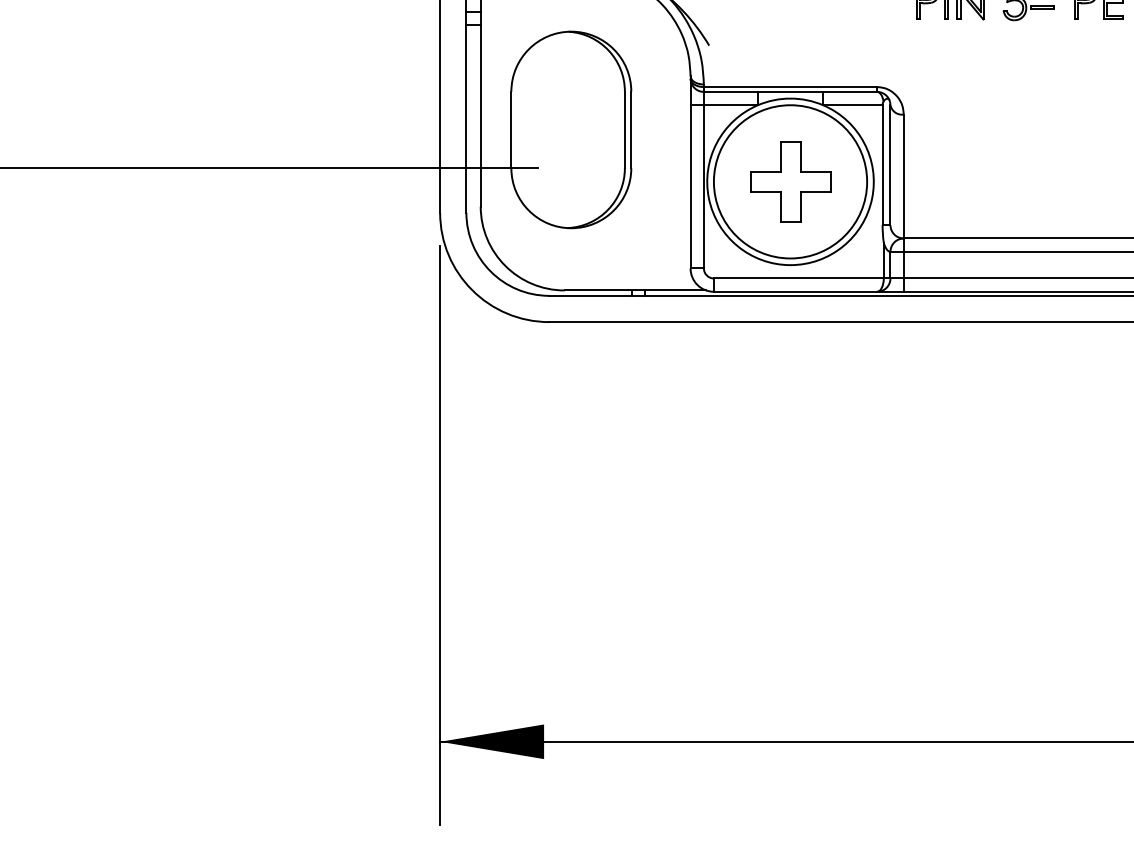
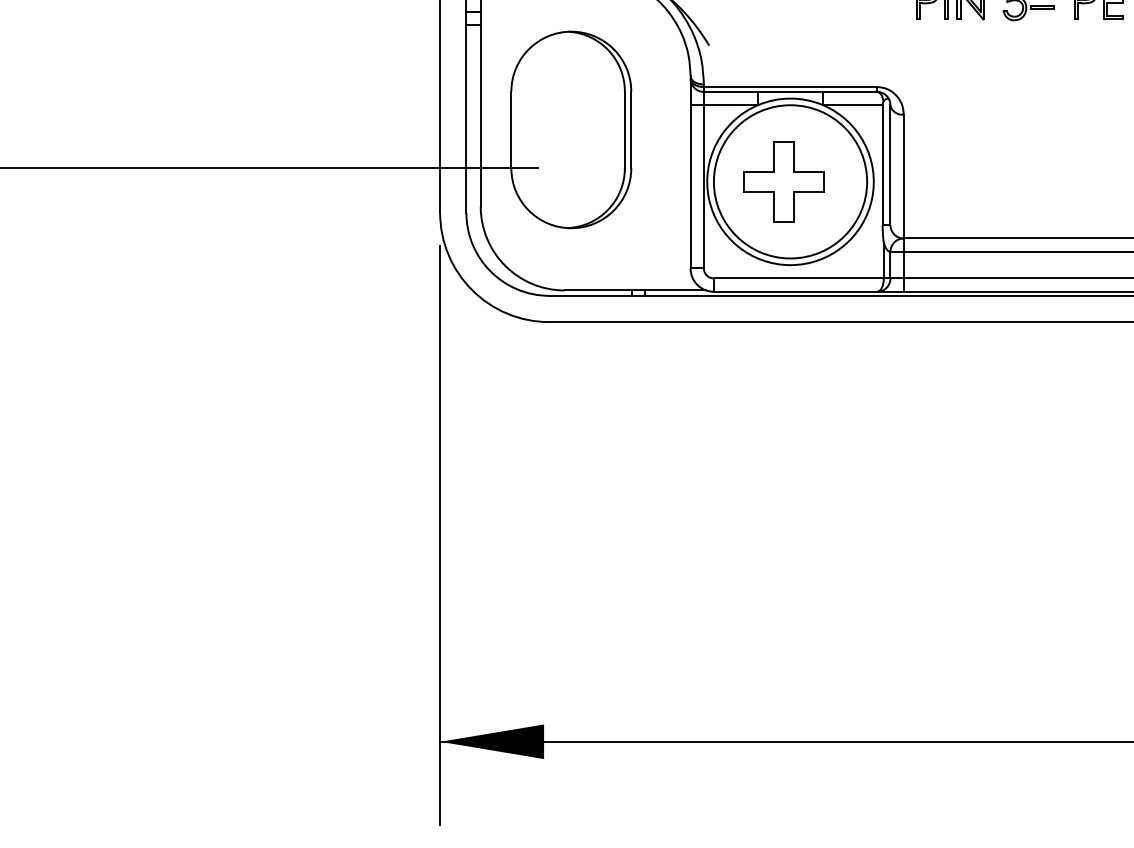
part position: (790, 181) -> (783, 181) (783, 181)
